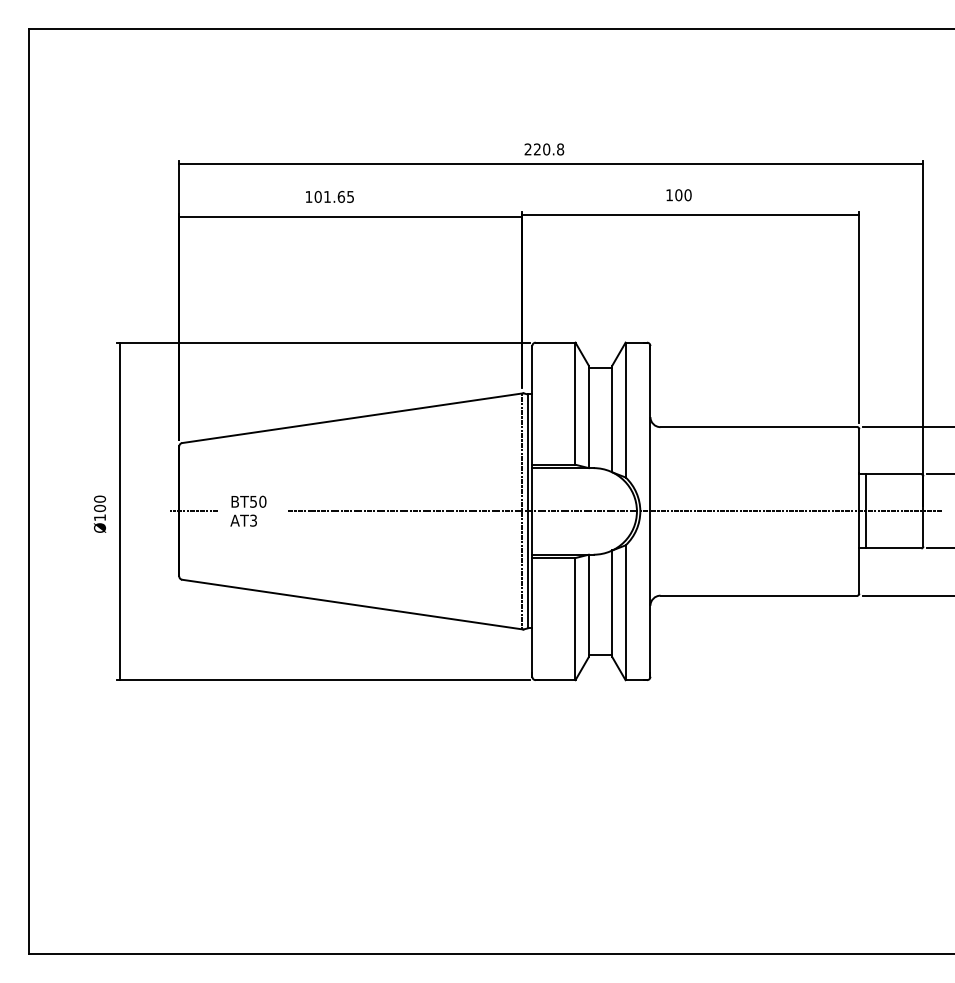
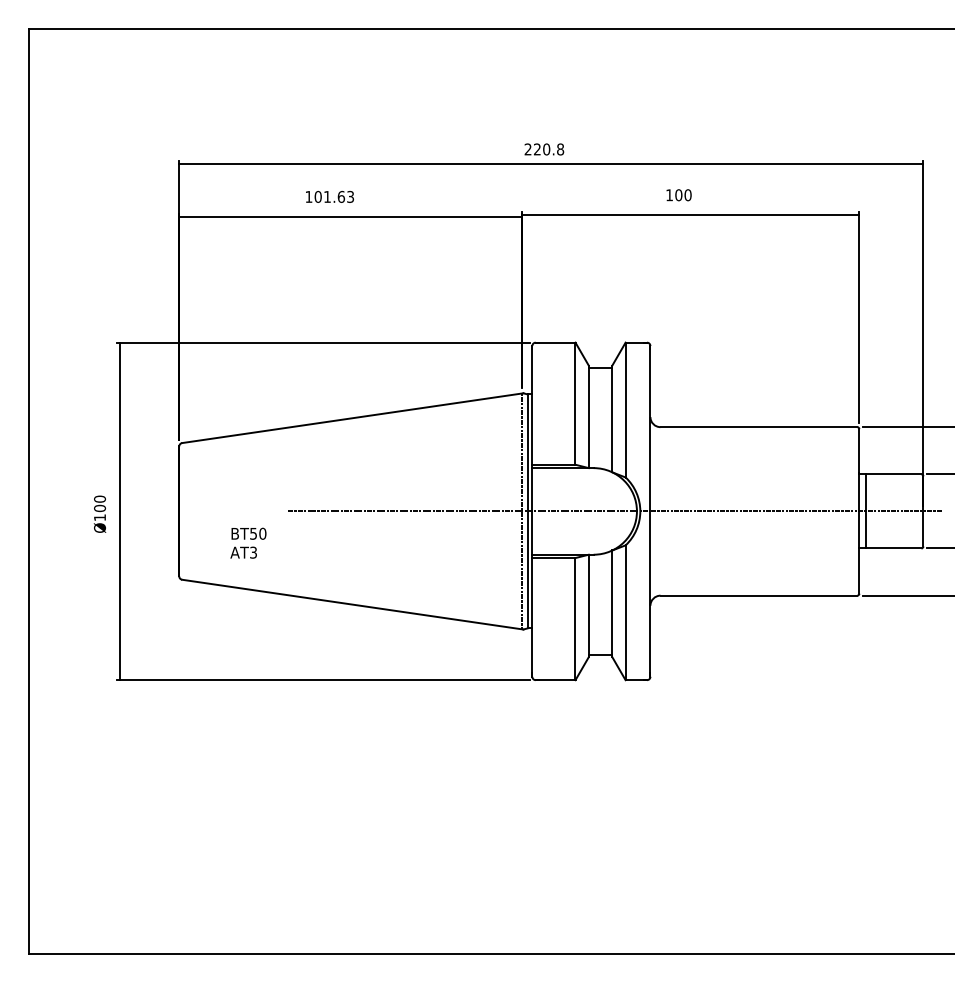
text: 101.65 -> 101.63 (350, 196)
text position: (248, 510) -> (248, 542) (248, 542)
line: present -> none (193, 511)
